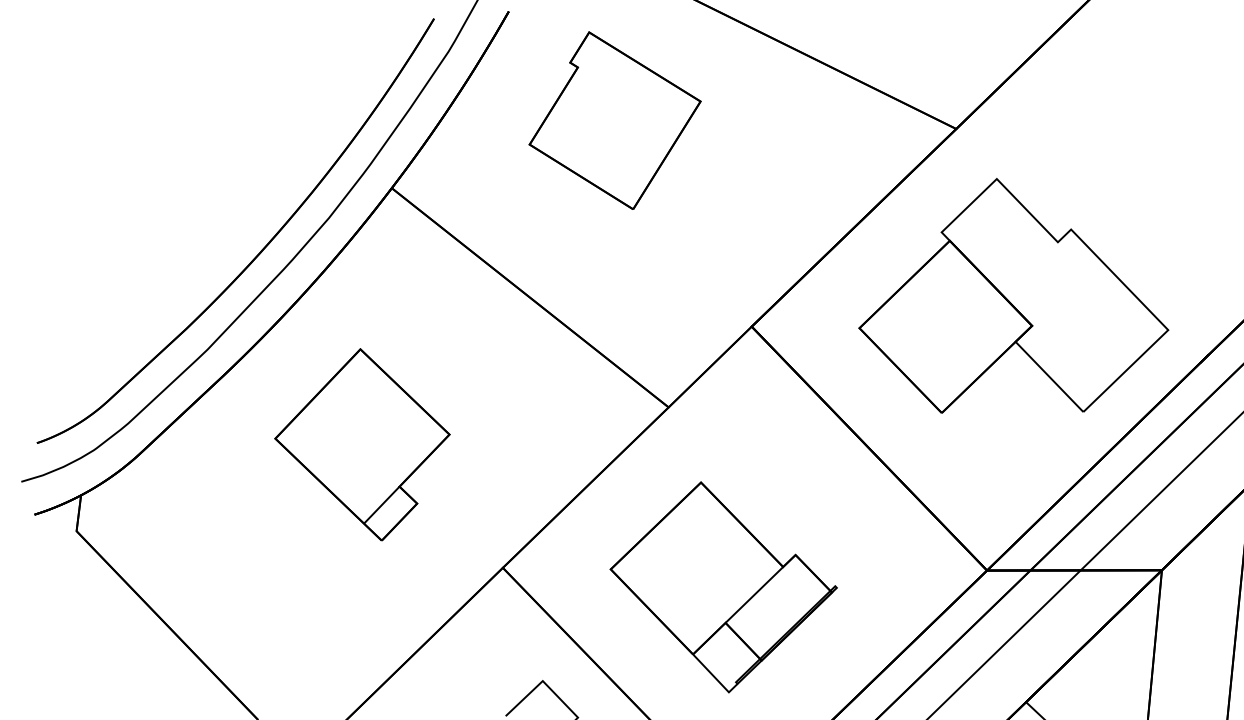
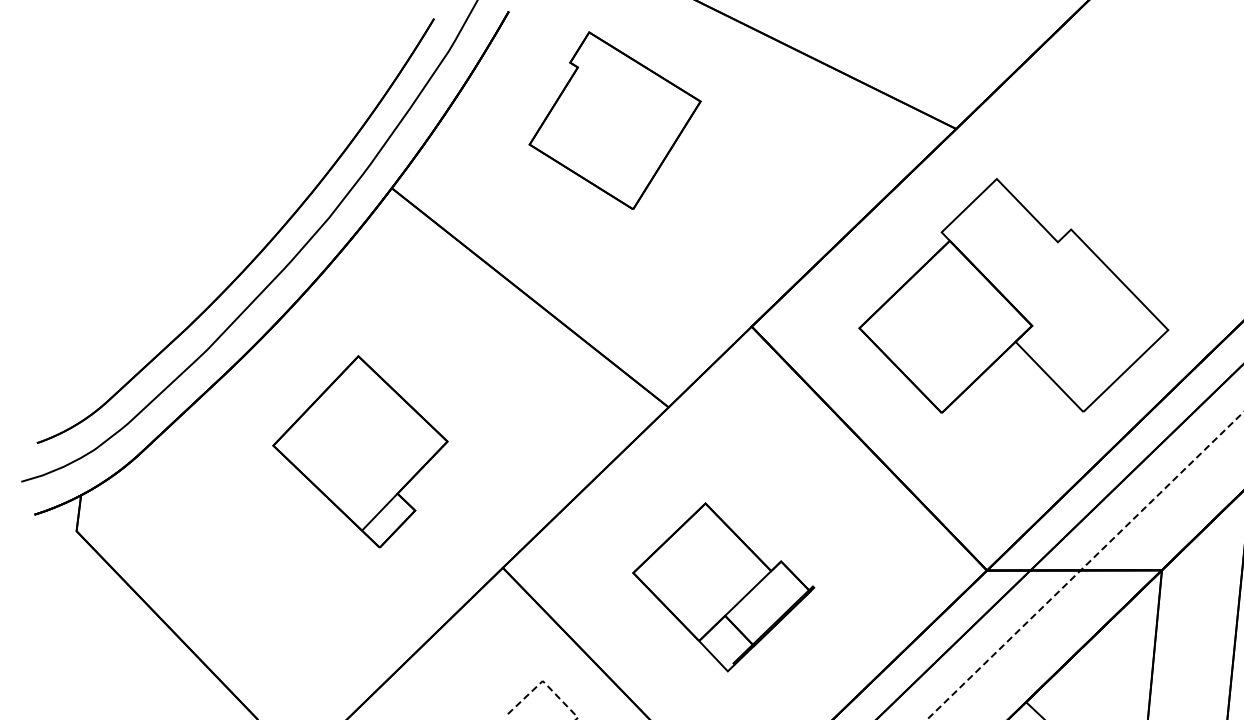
part position: (362, 444) -> (360, 451) (360, 451)
line: solid -> dashed (1085, 565)
part size: 229x213 px -> 184x171 px (723, 587)
line: solid -> dashed (543, 681)
